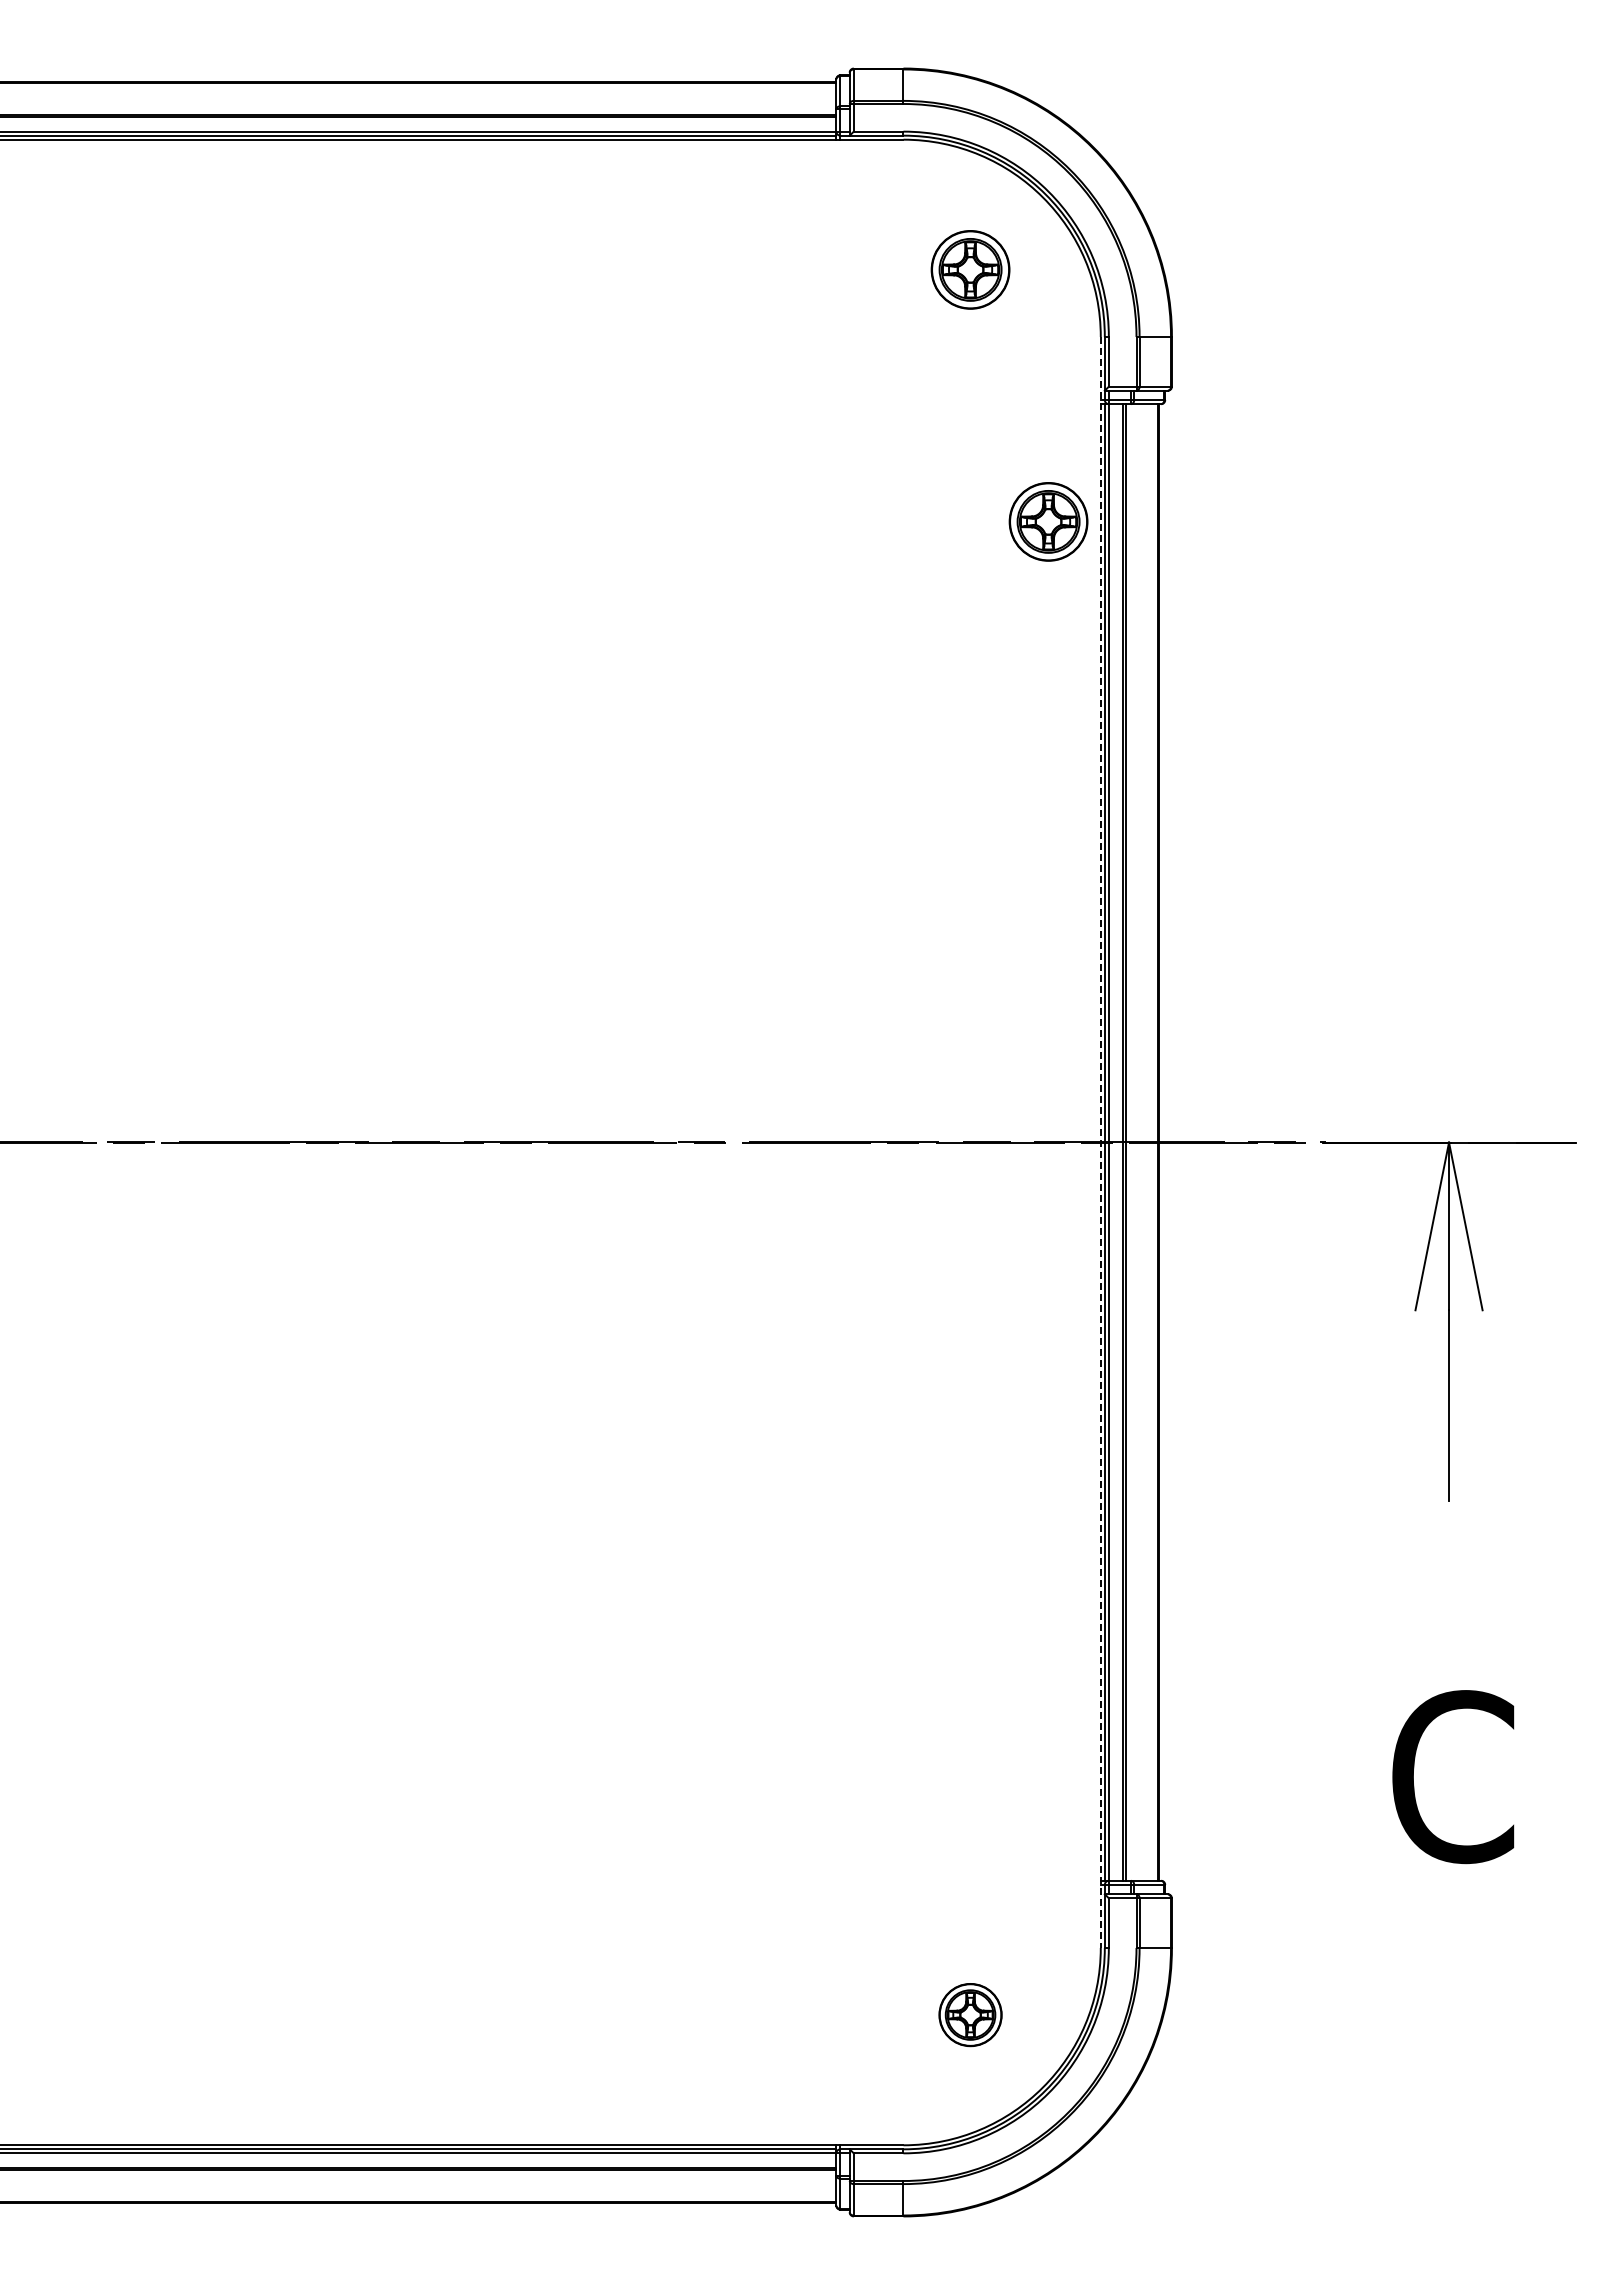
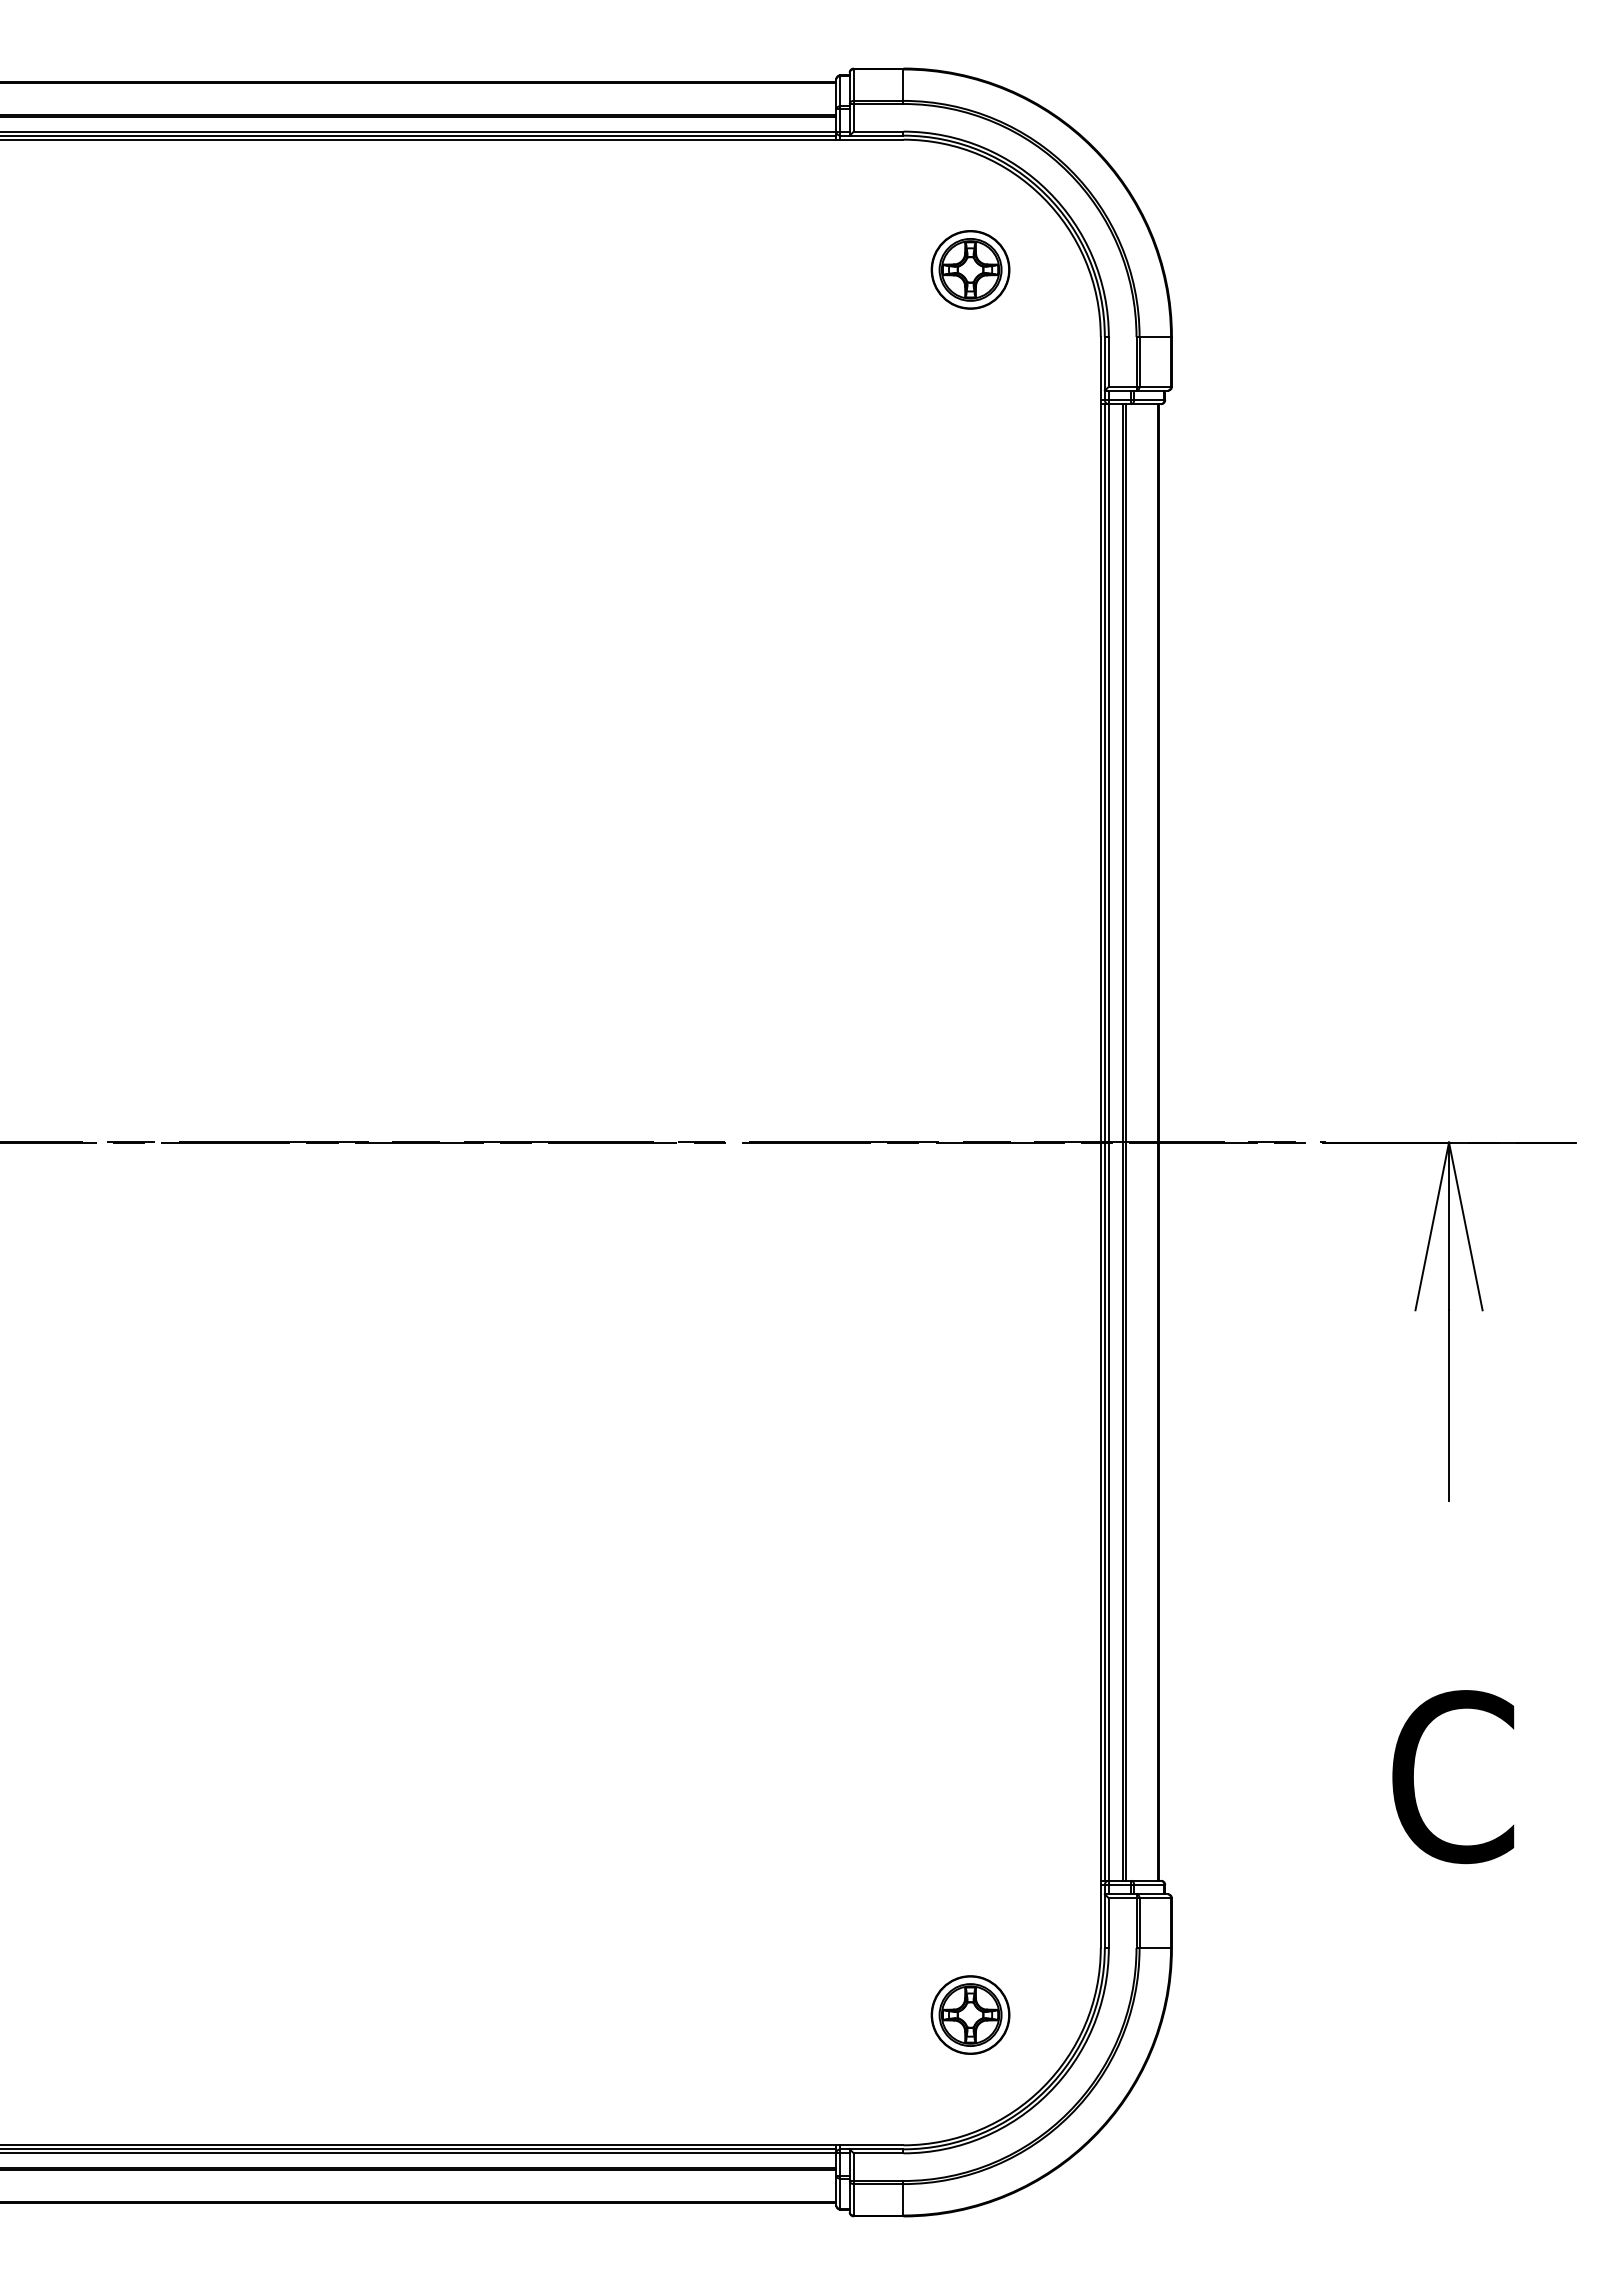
part: present -> none (1048, 521)
line: dashed -> solid (1100, 1142)
part size: 65x65 px -> 81x80 px (970, 2014)
